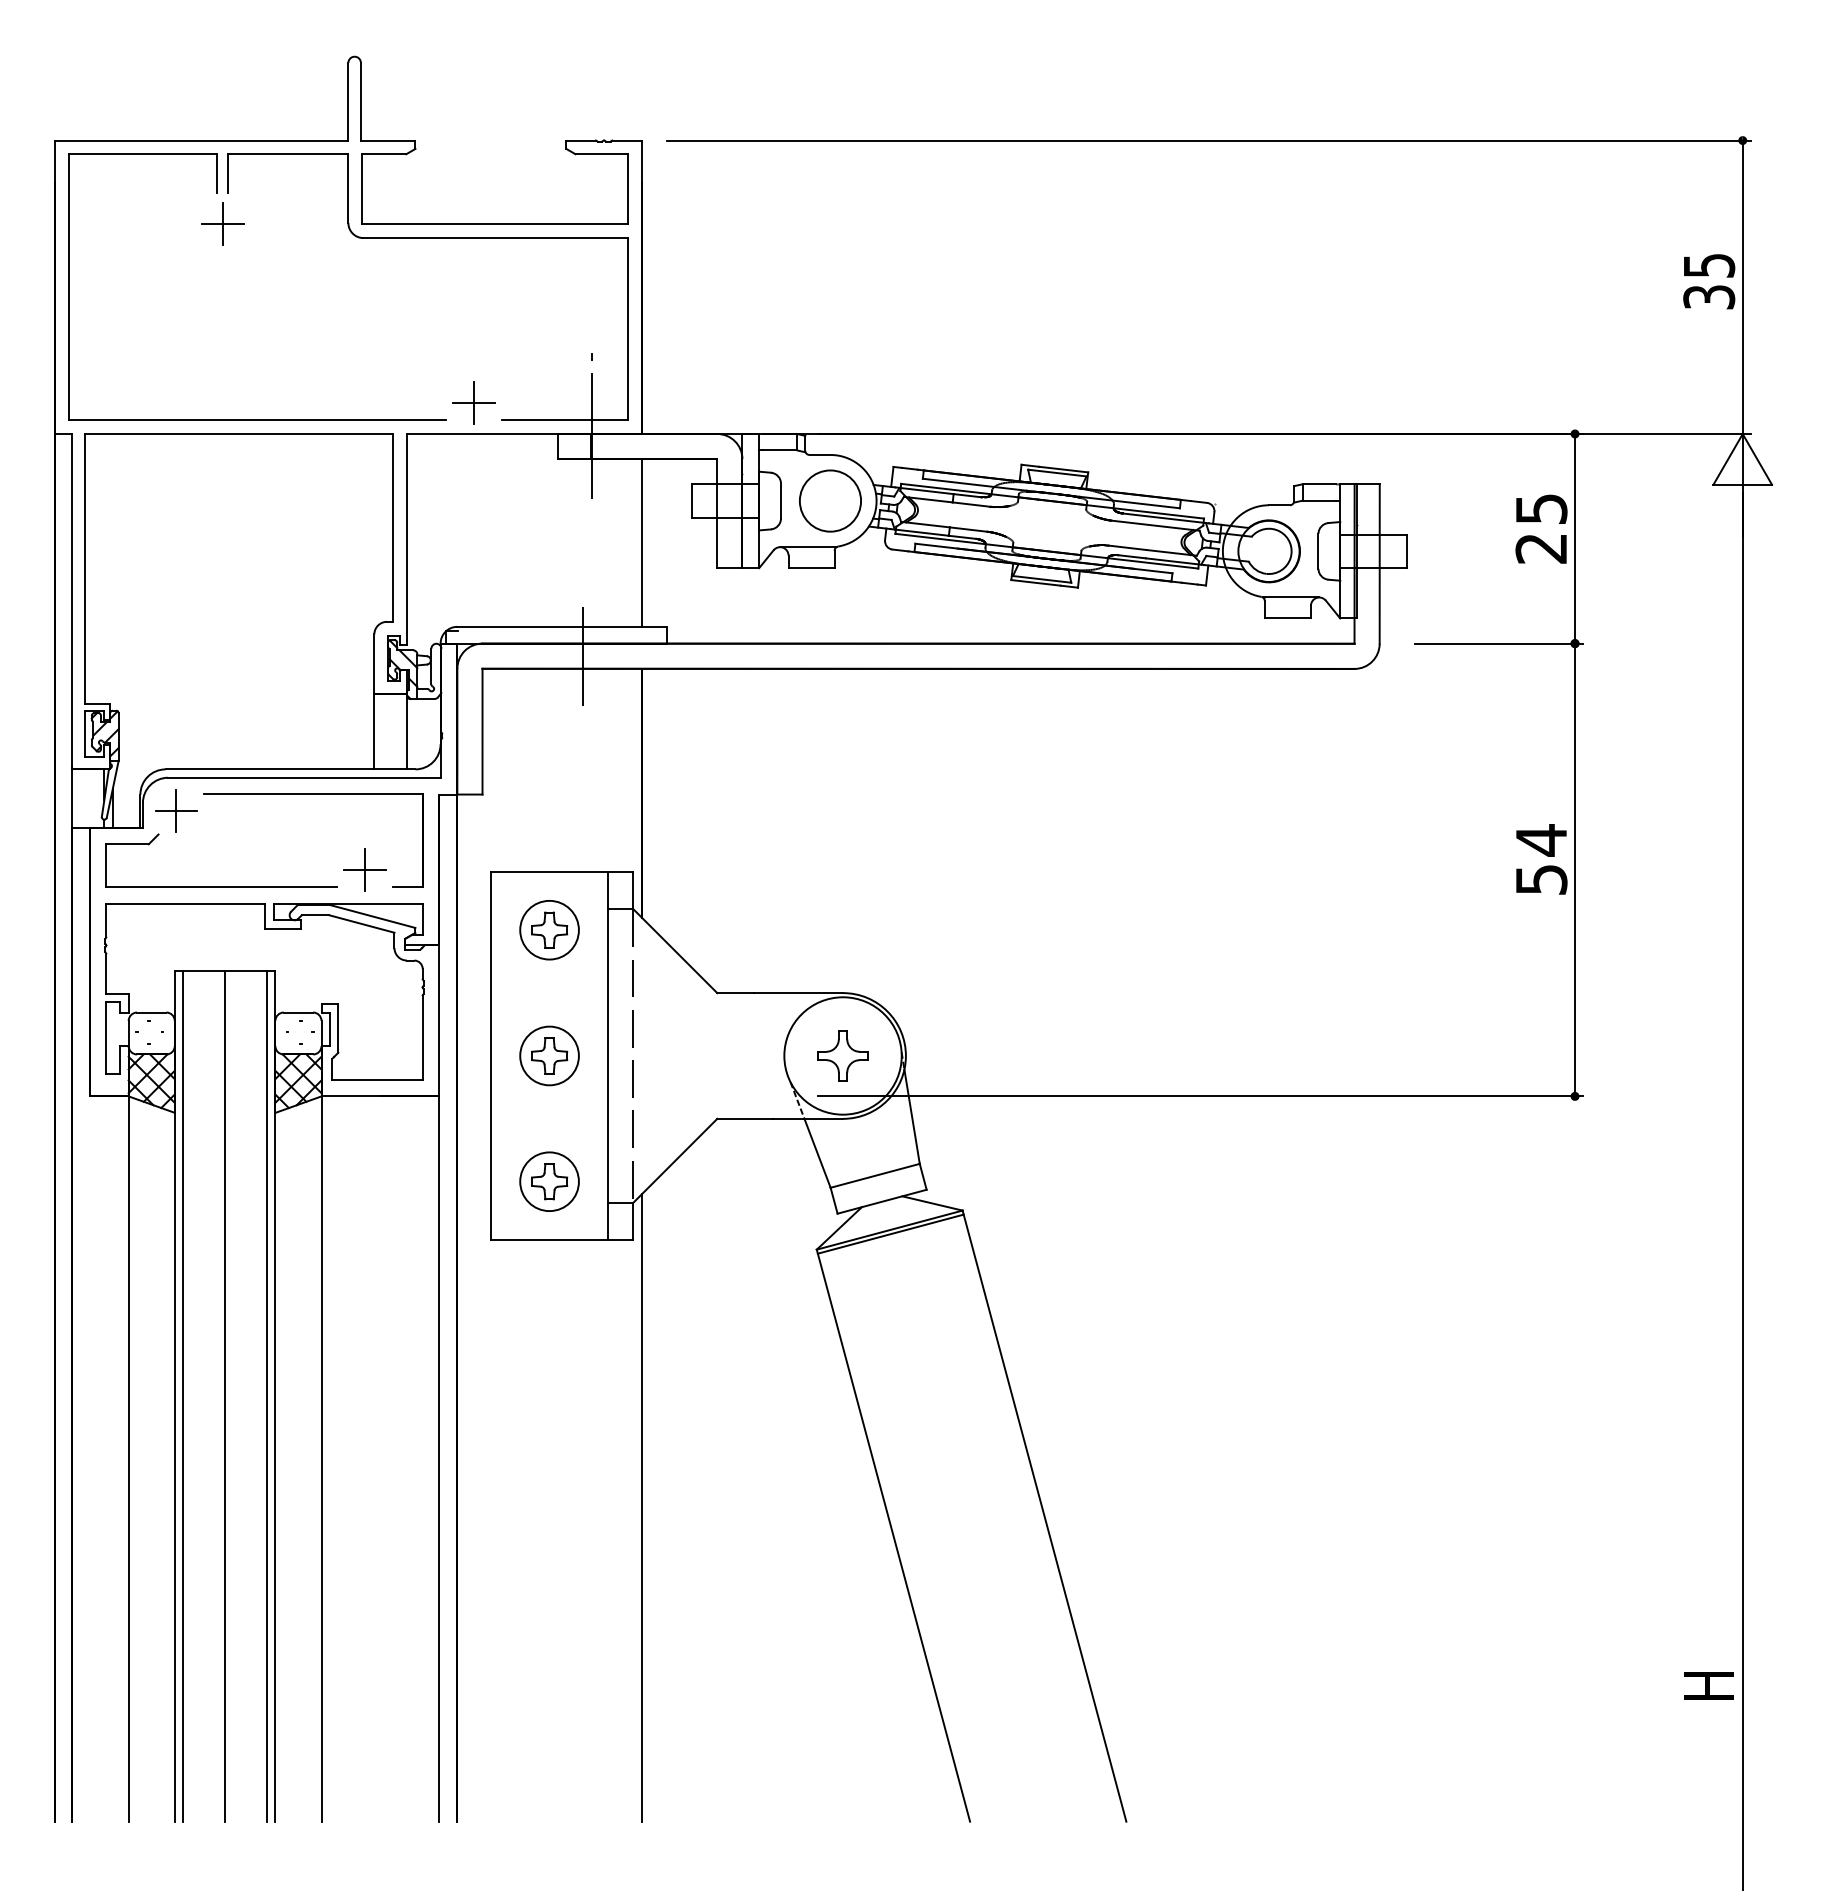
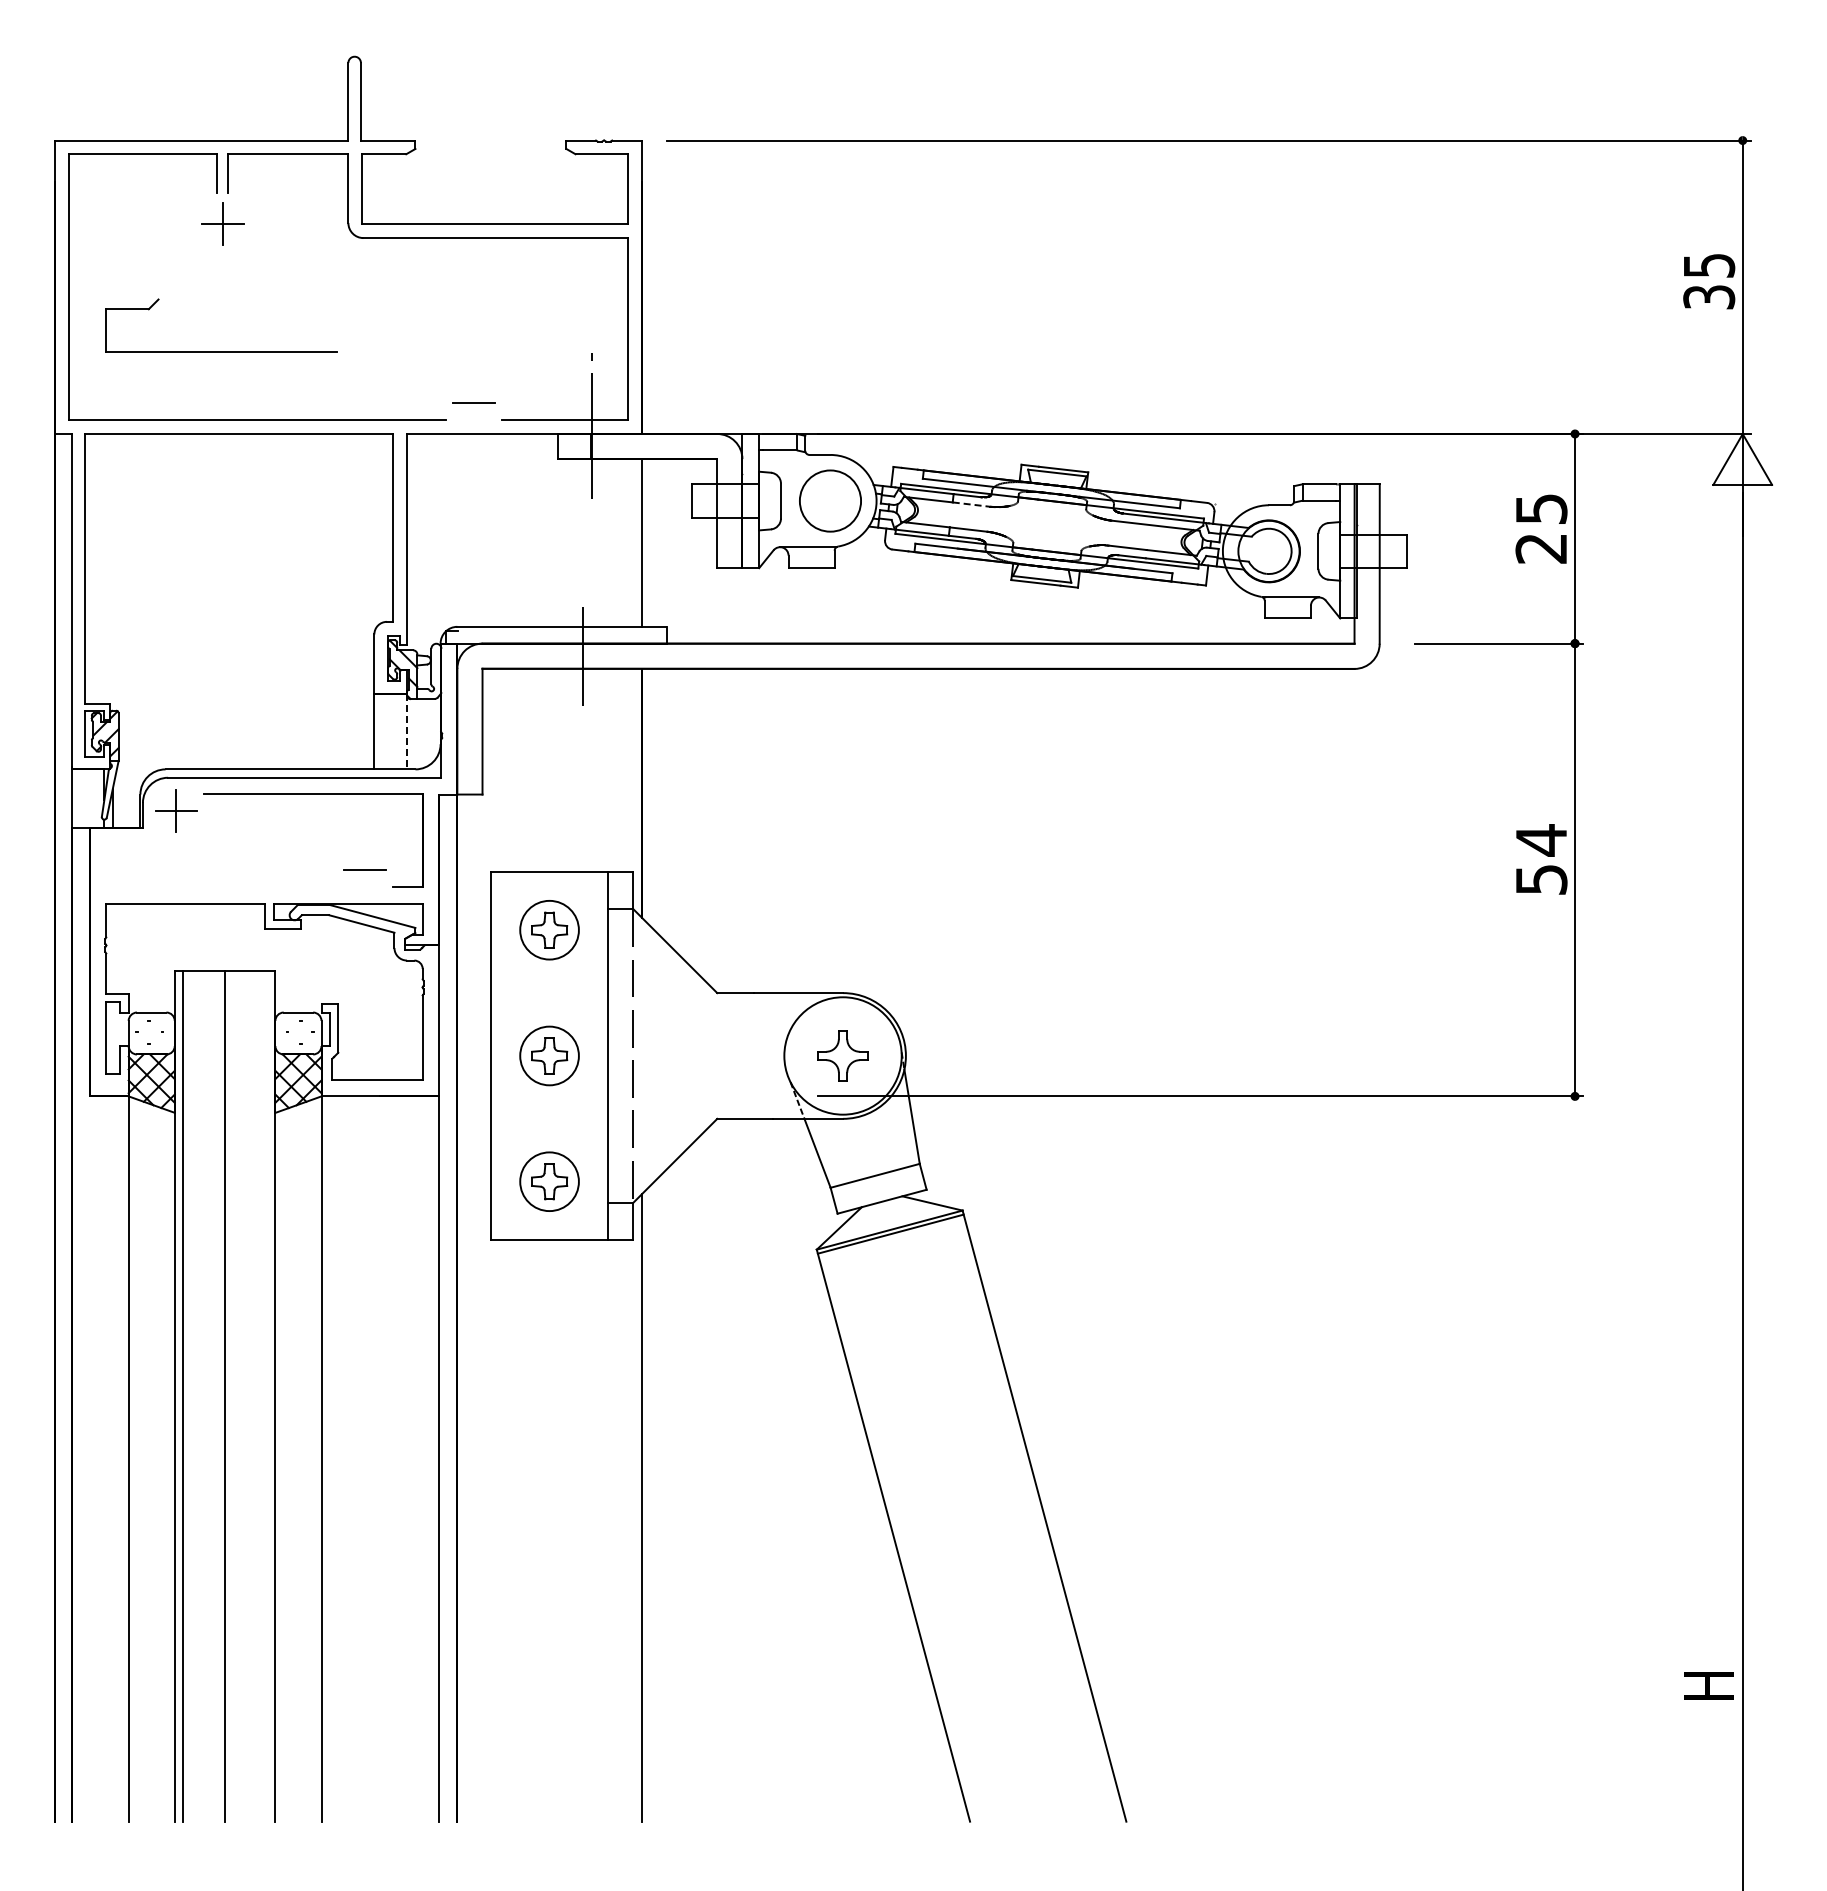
line: present -> none (474, 402)
line: solid -> dashed (971, 504)
line: solid -> dashed (407, 731)
line: present -> none (365, 869)
part position: (221, 886) -> (221, 351) (221, 351)
line: present -> none (267, 1395)
